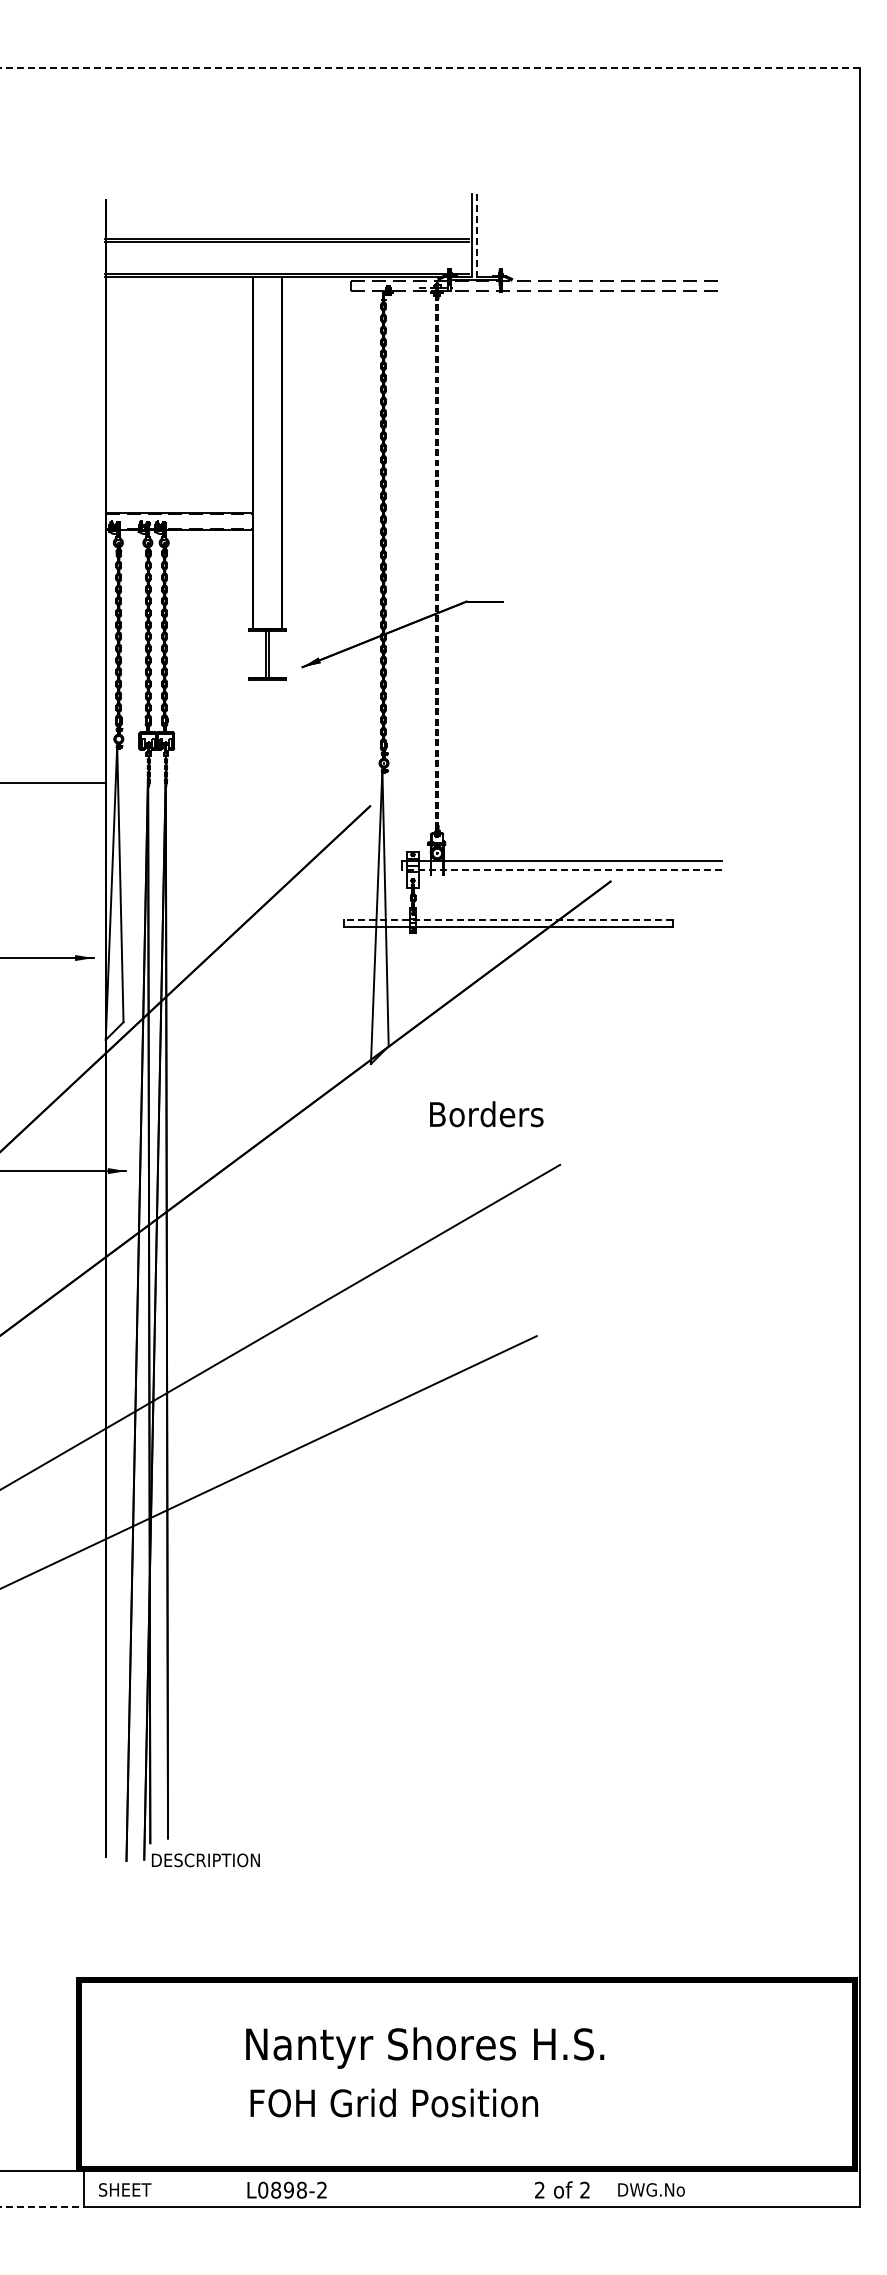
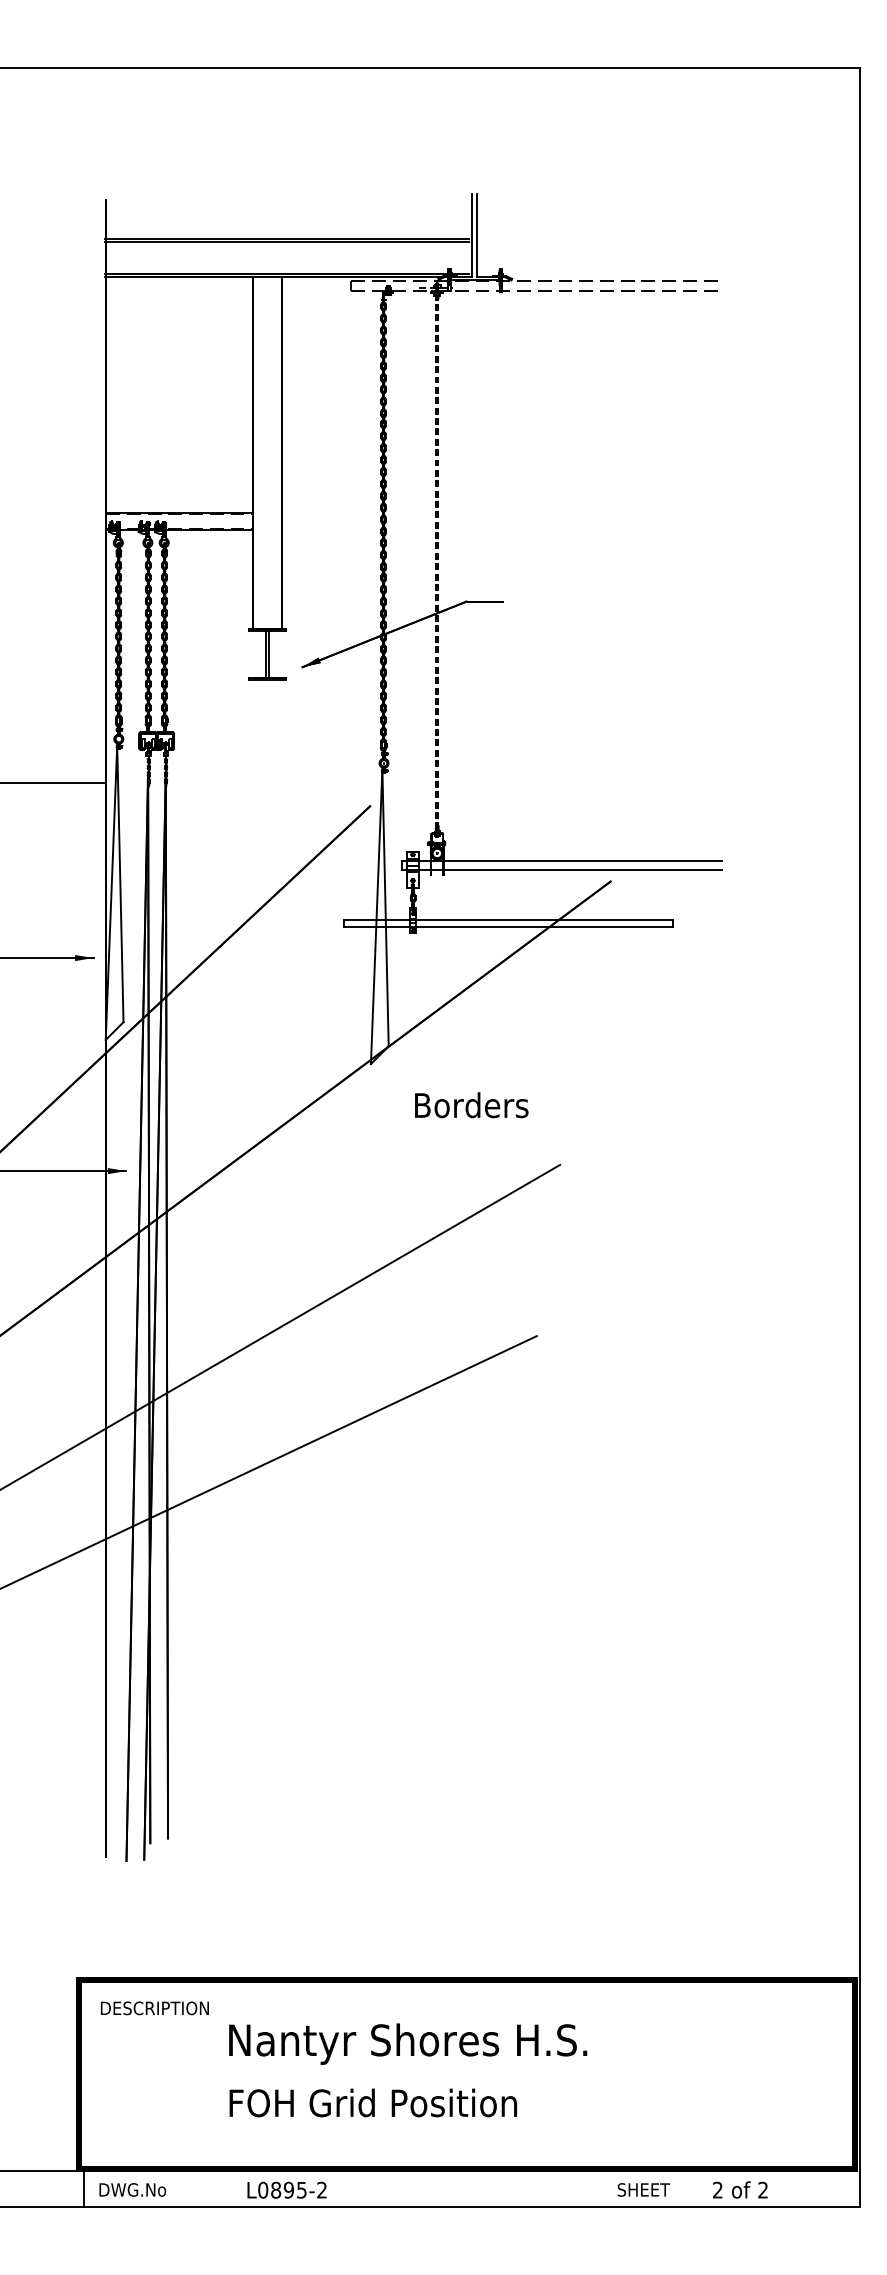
line: dashed -> solid (430, 68)
line: dashed -> solid (476, 235)
line: dashed -> solid (561, 869)
line: dashed -> solid (507, 920)
text position: (486, 1114) -> (471, 1105) (471, 1105)
text position: (205, 1860) -> (154, 2008) (154, 2008)
text position: (425, 2047) -> (408, 2043) (408, 2043)
text position: (393, 2102) -> (372, 2102) (372, 2102)
text: SHEET -> DWG.No (132, 2189)
text: L0898-2 -> L0895-2 (301, 2189)
text position: (562, 2189) -> (740, 2189) (740, 2189)
text: DWG.No -> SHEET (650, 2189)
line: dashed -> solid (42, 2206)
